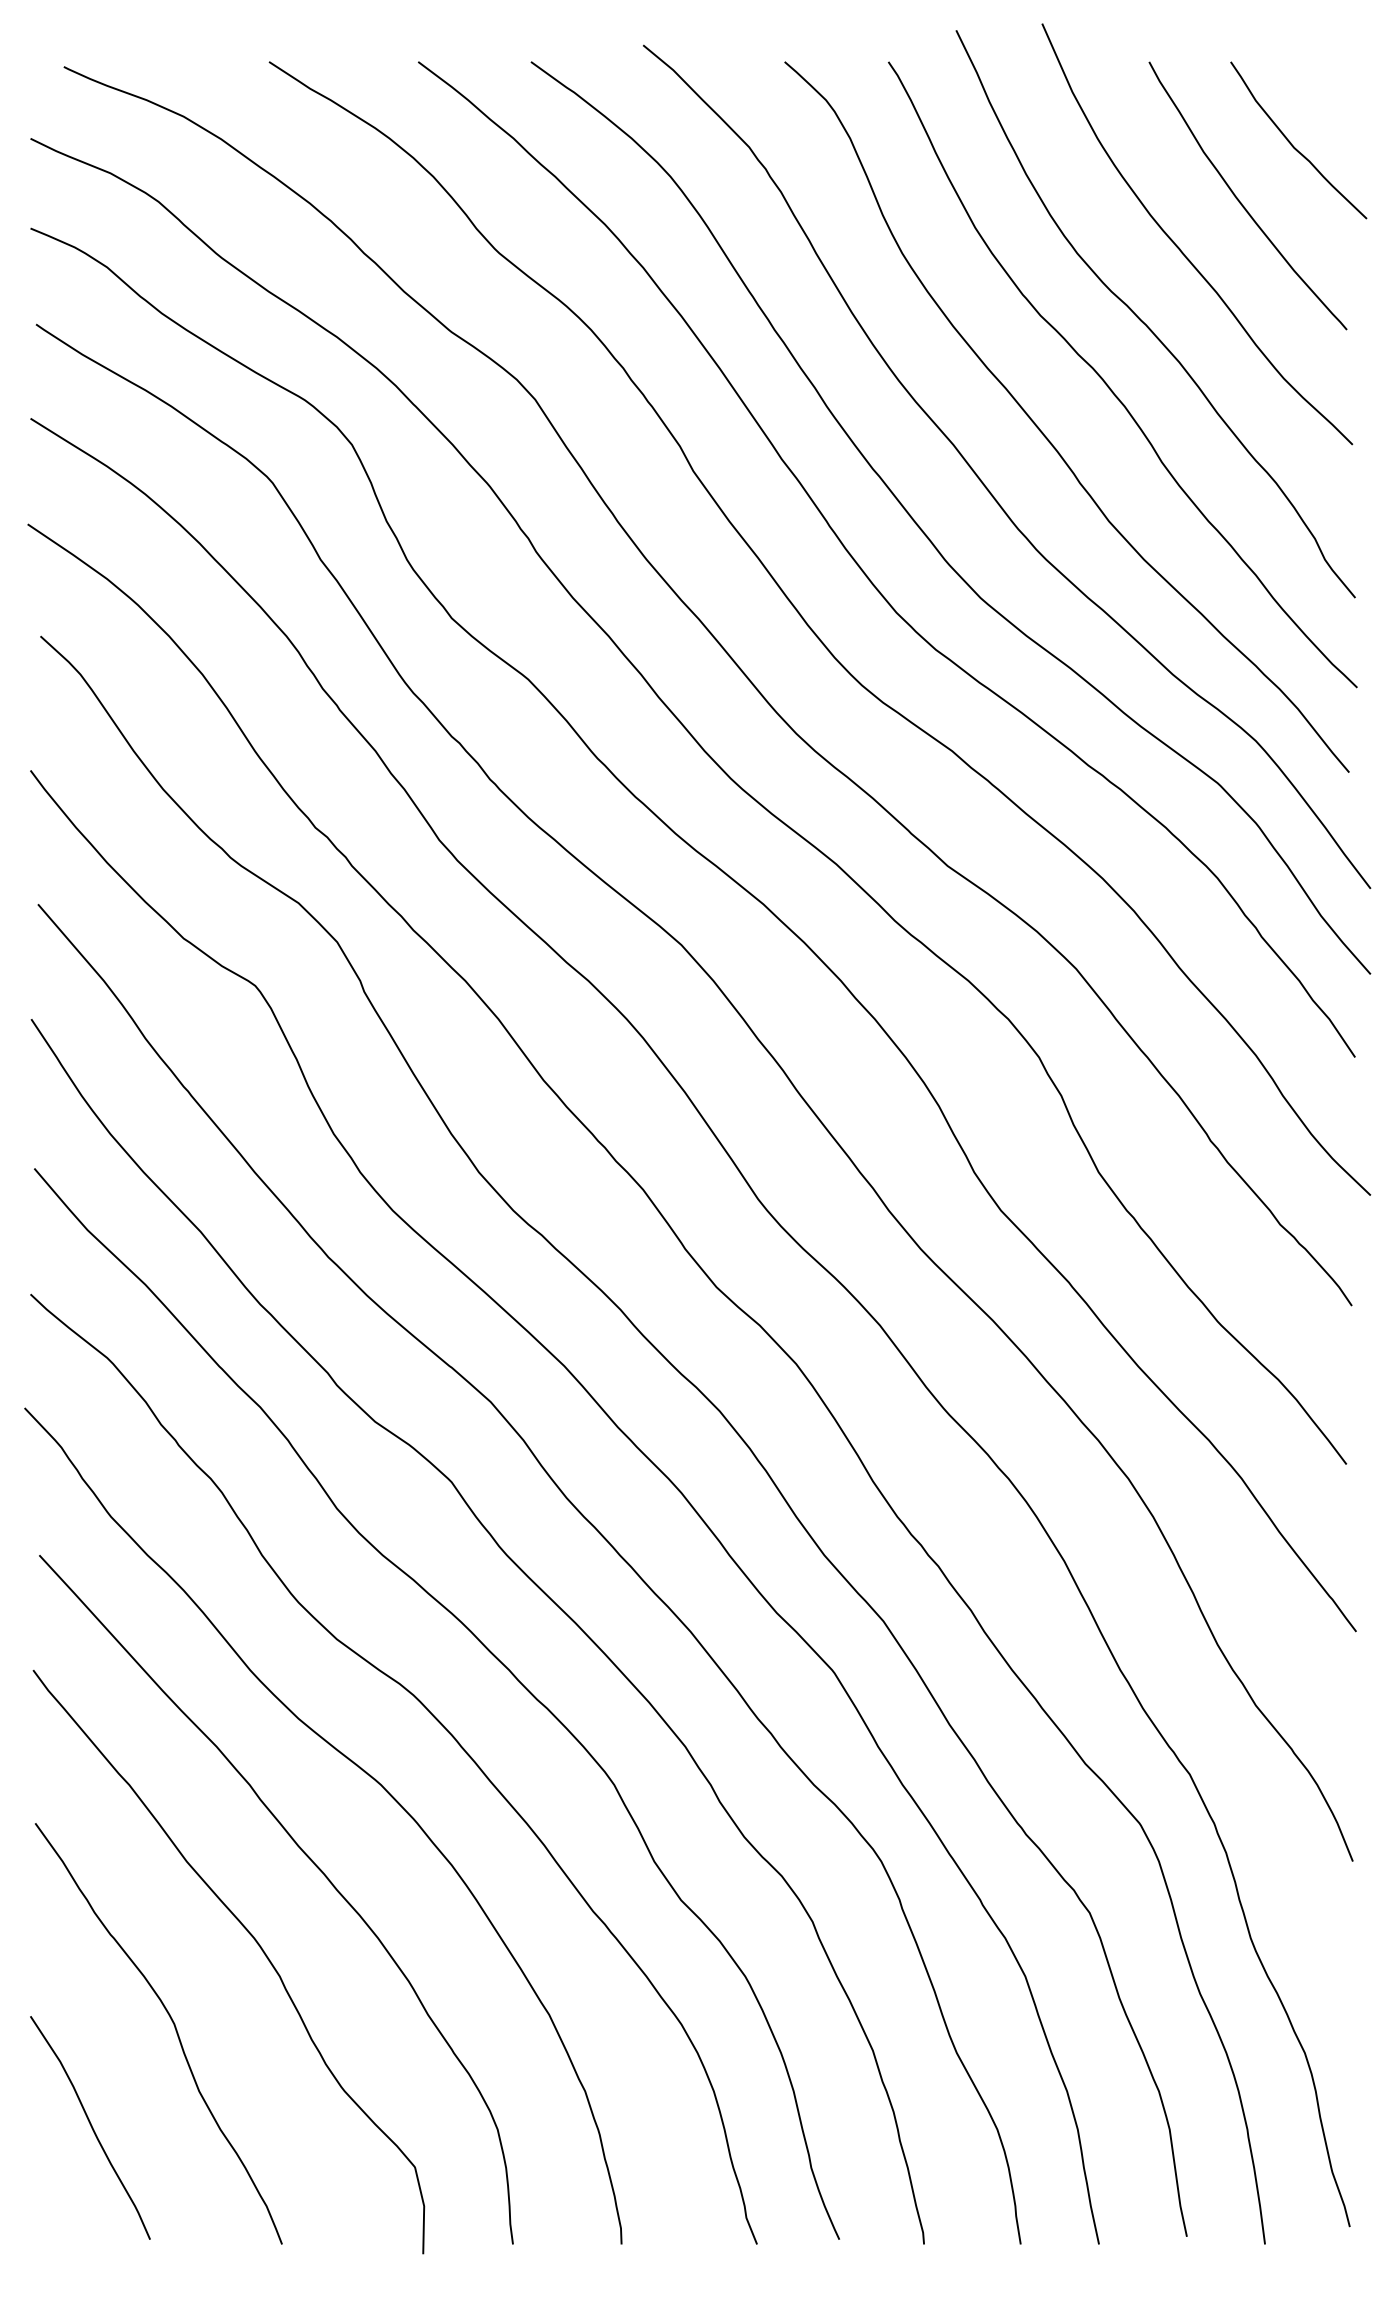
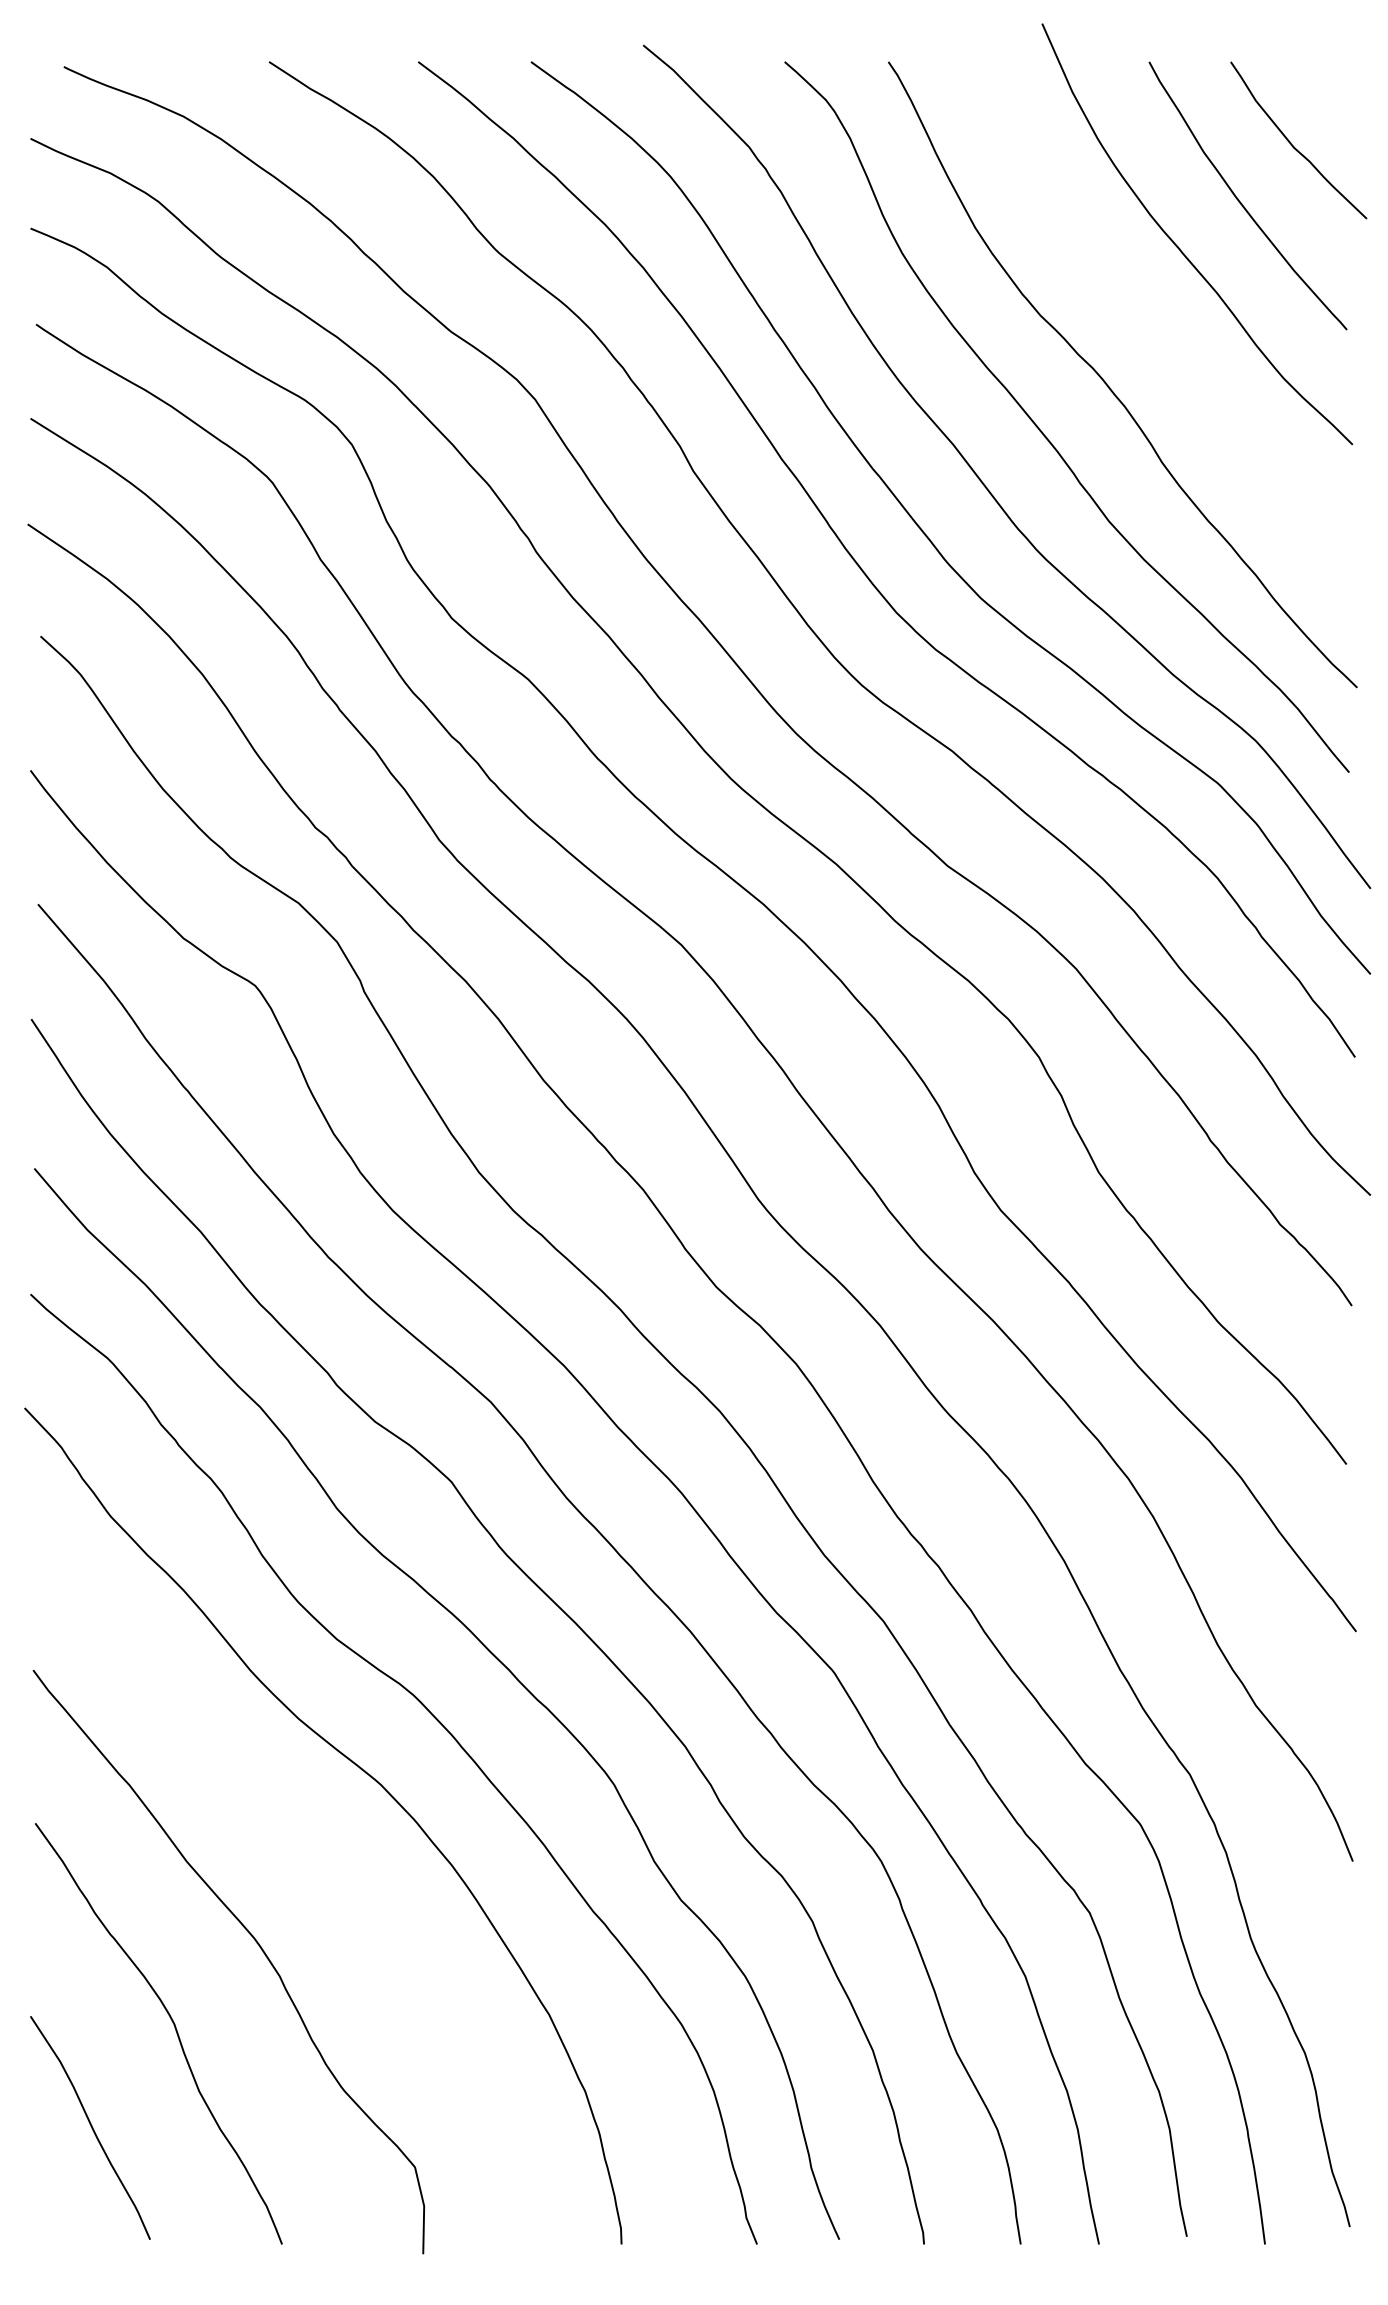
curve: present -> none (1145, 323)
curve: present -> none (314, 1865)
